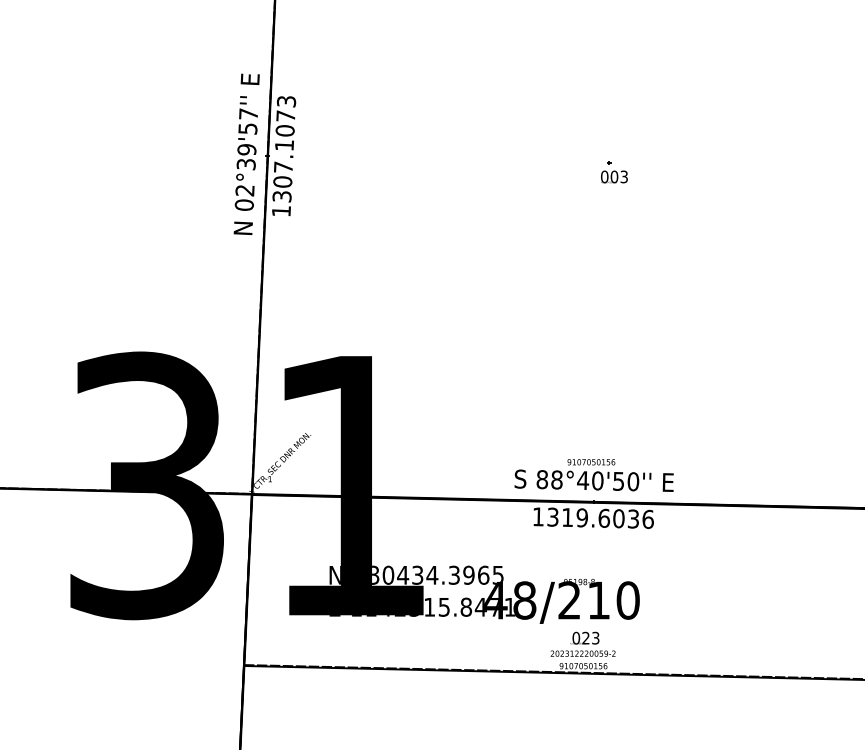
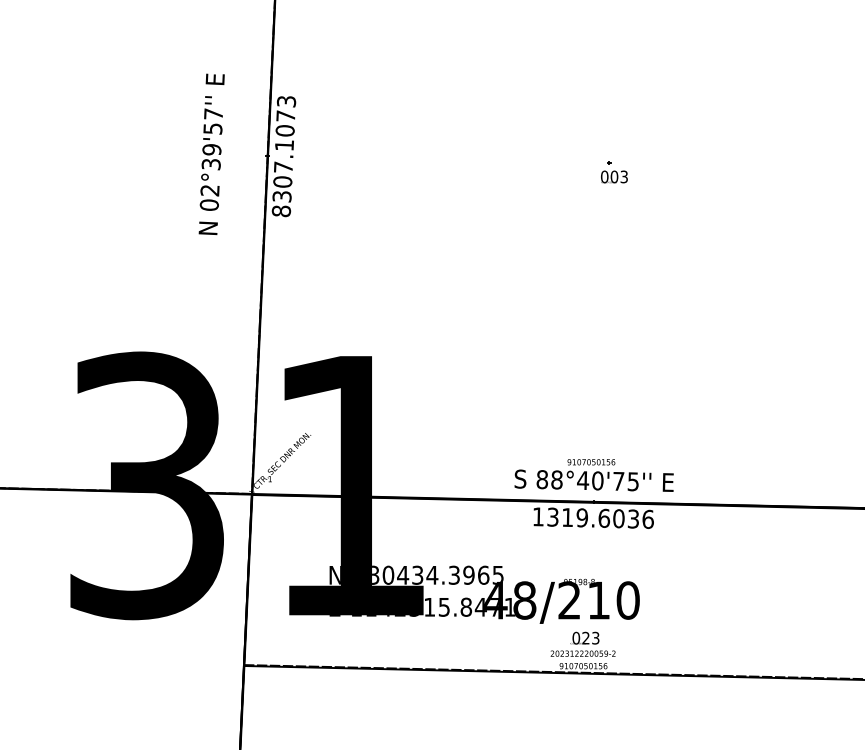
text position: (246, 154) -> (211, 154) (211, 154)
text: 1307.1073 -> 8307.1073 (281, 211)
text: 88°40'50'' -> 88°40'75'' (626, 481)
